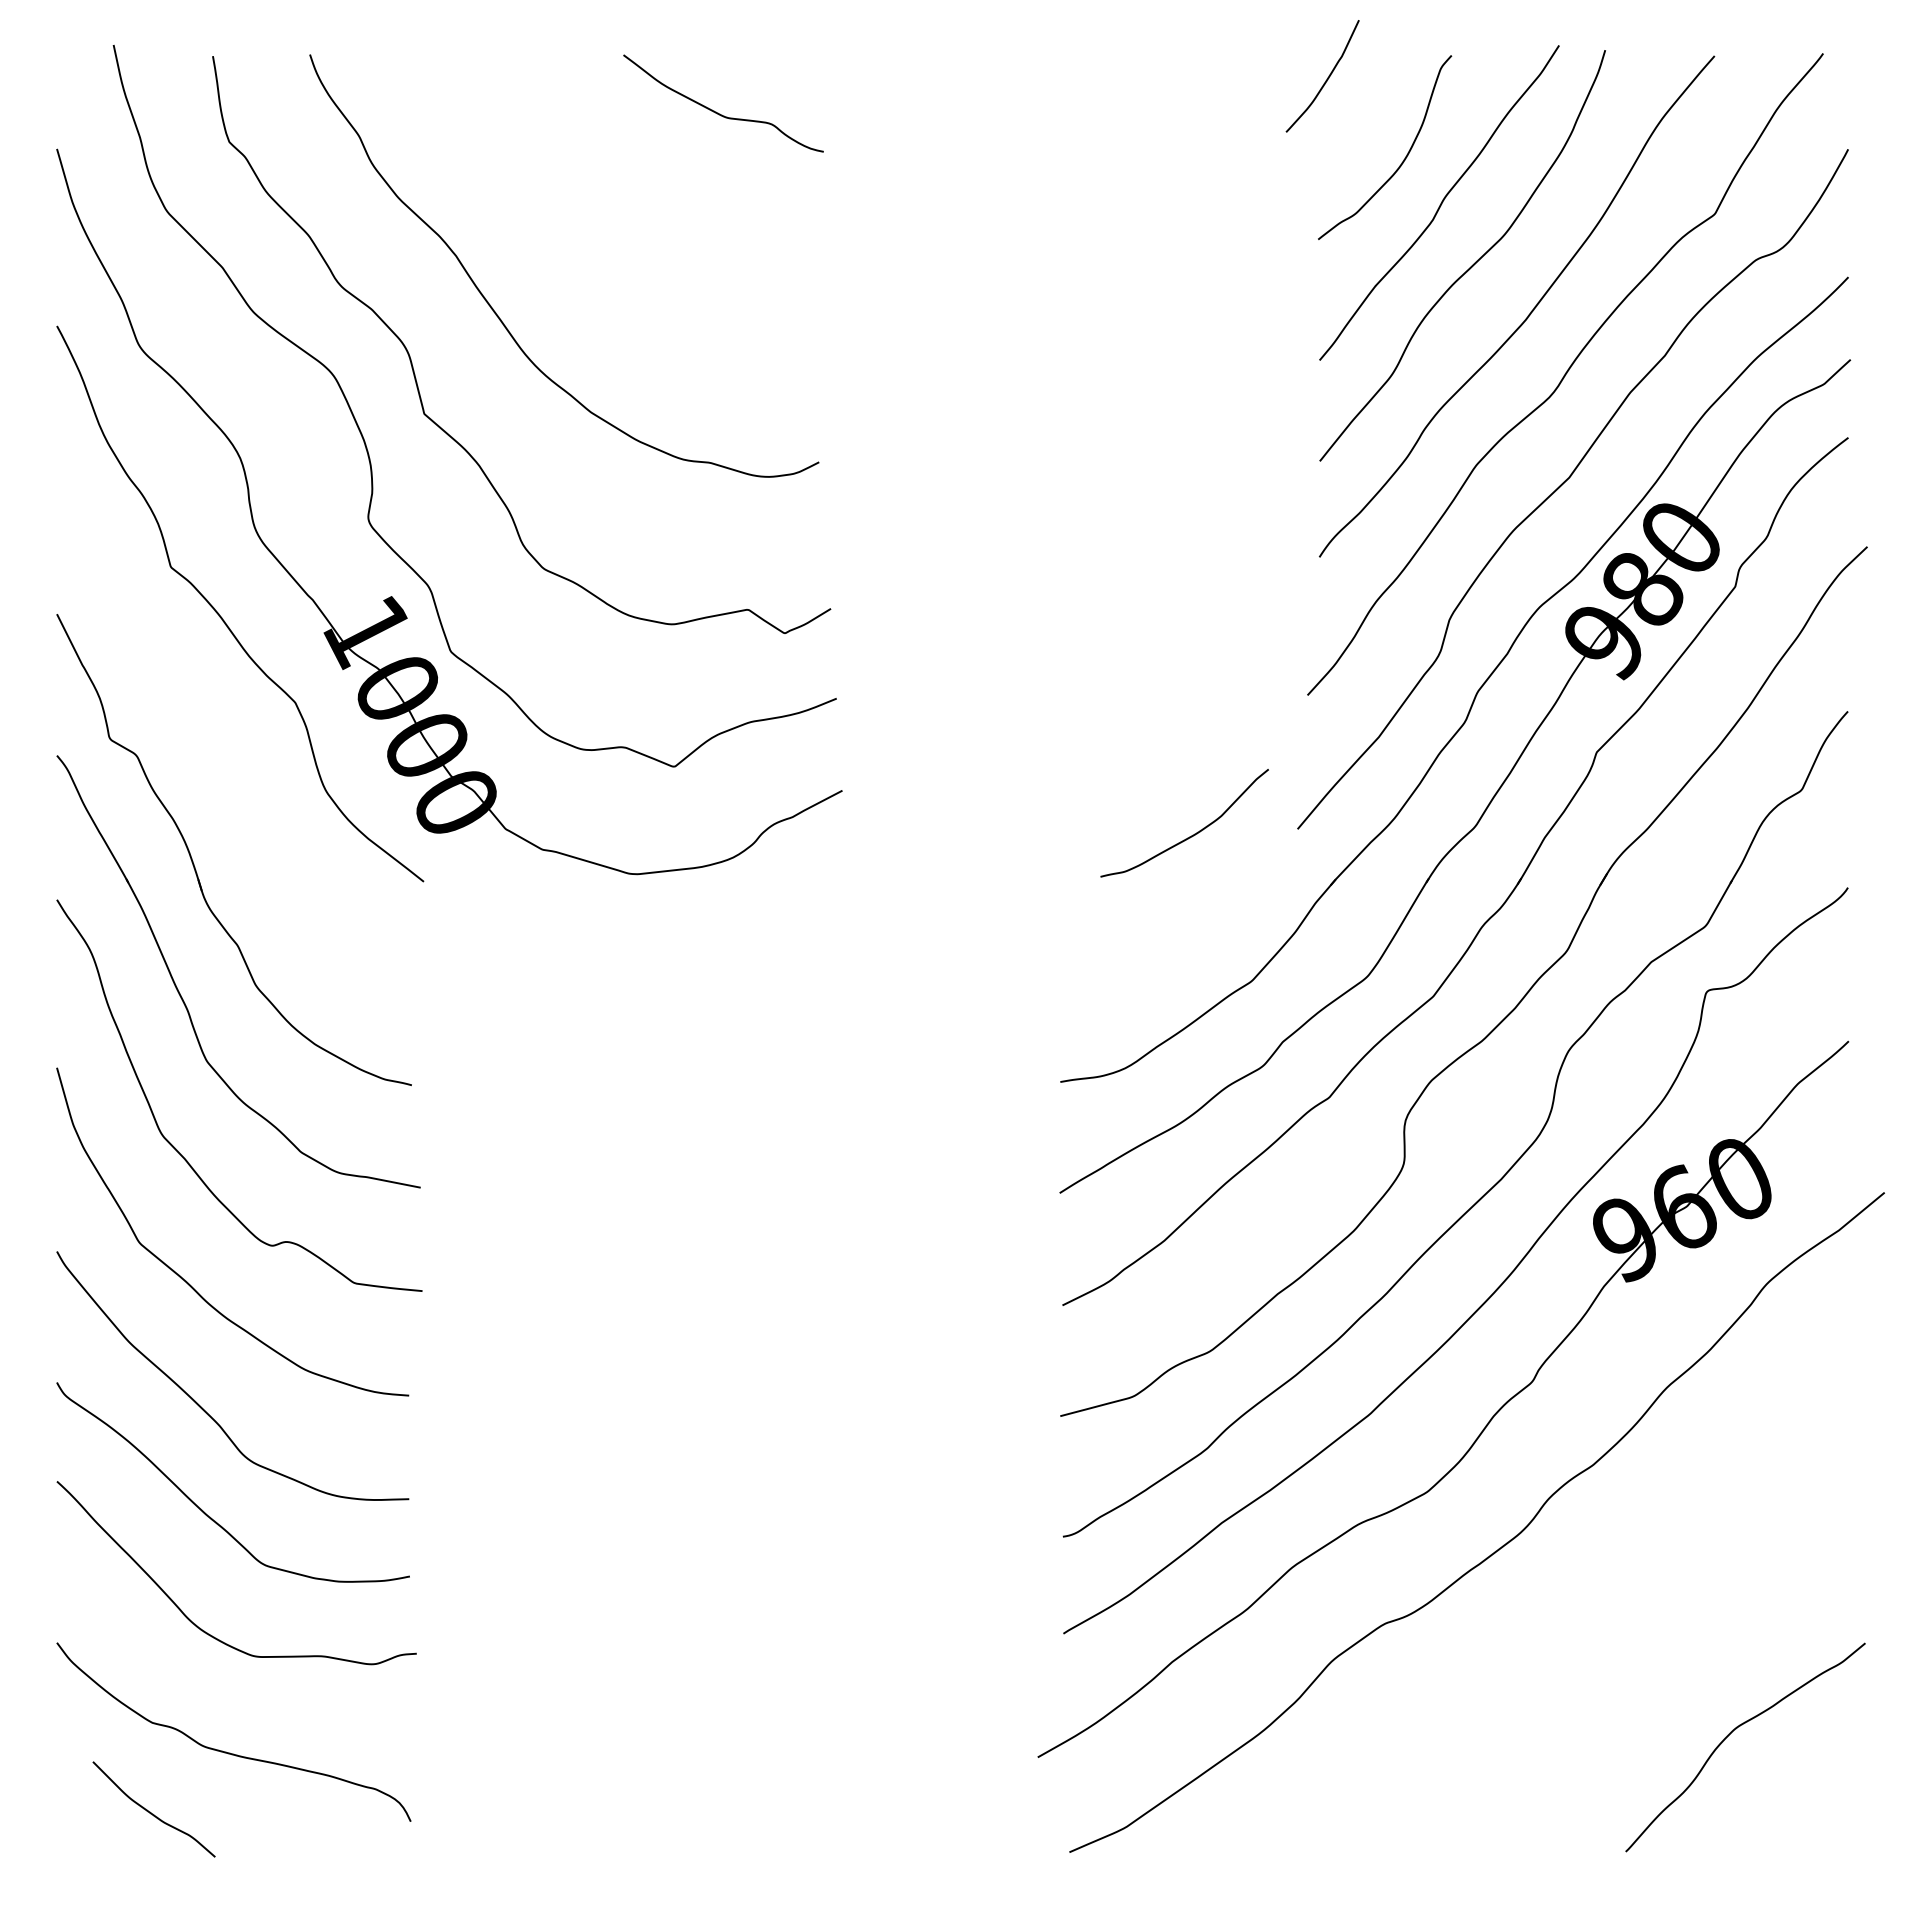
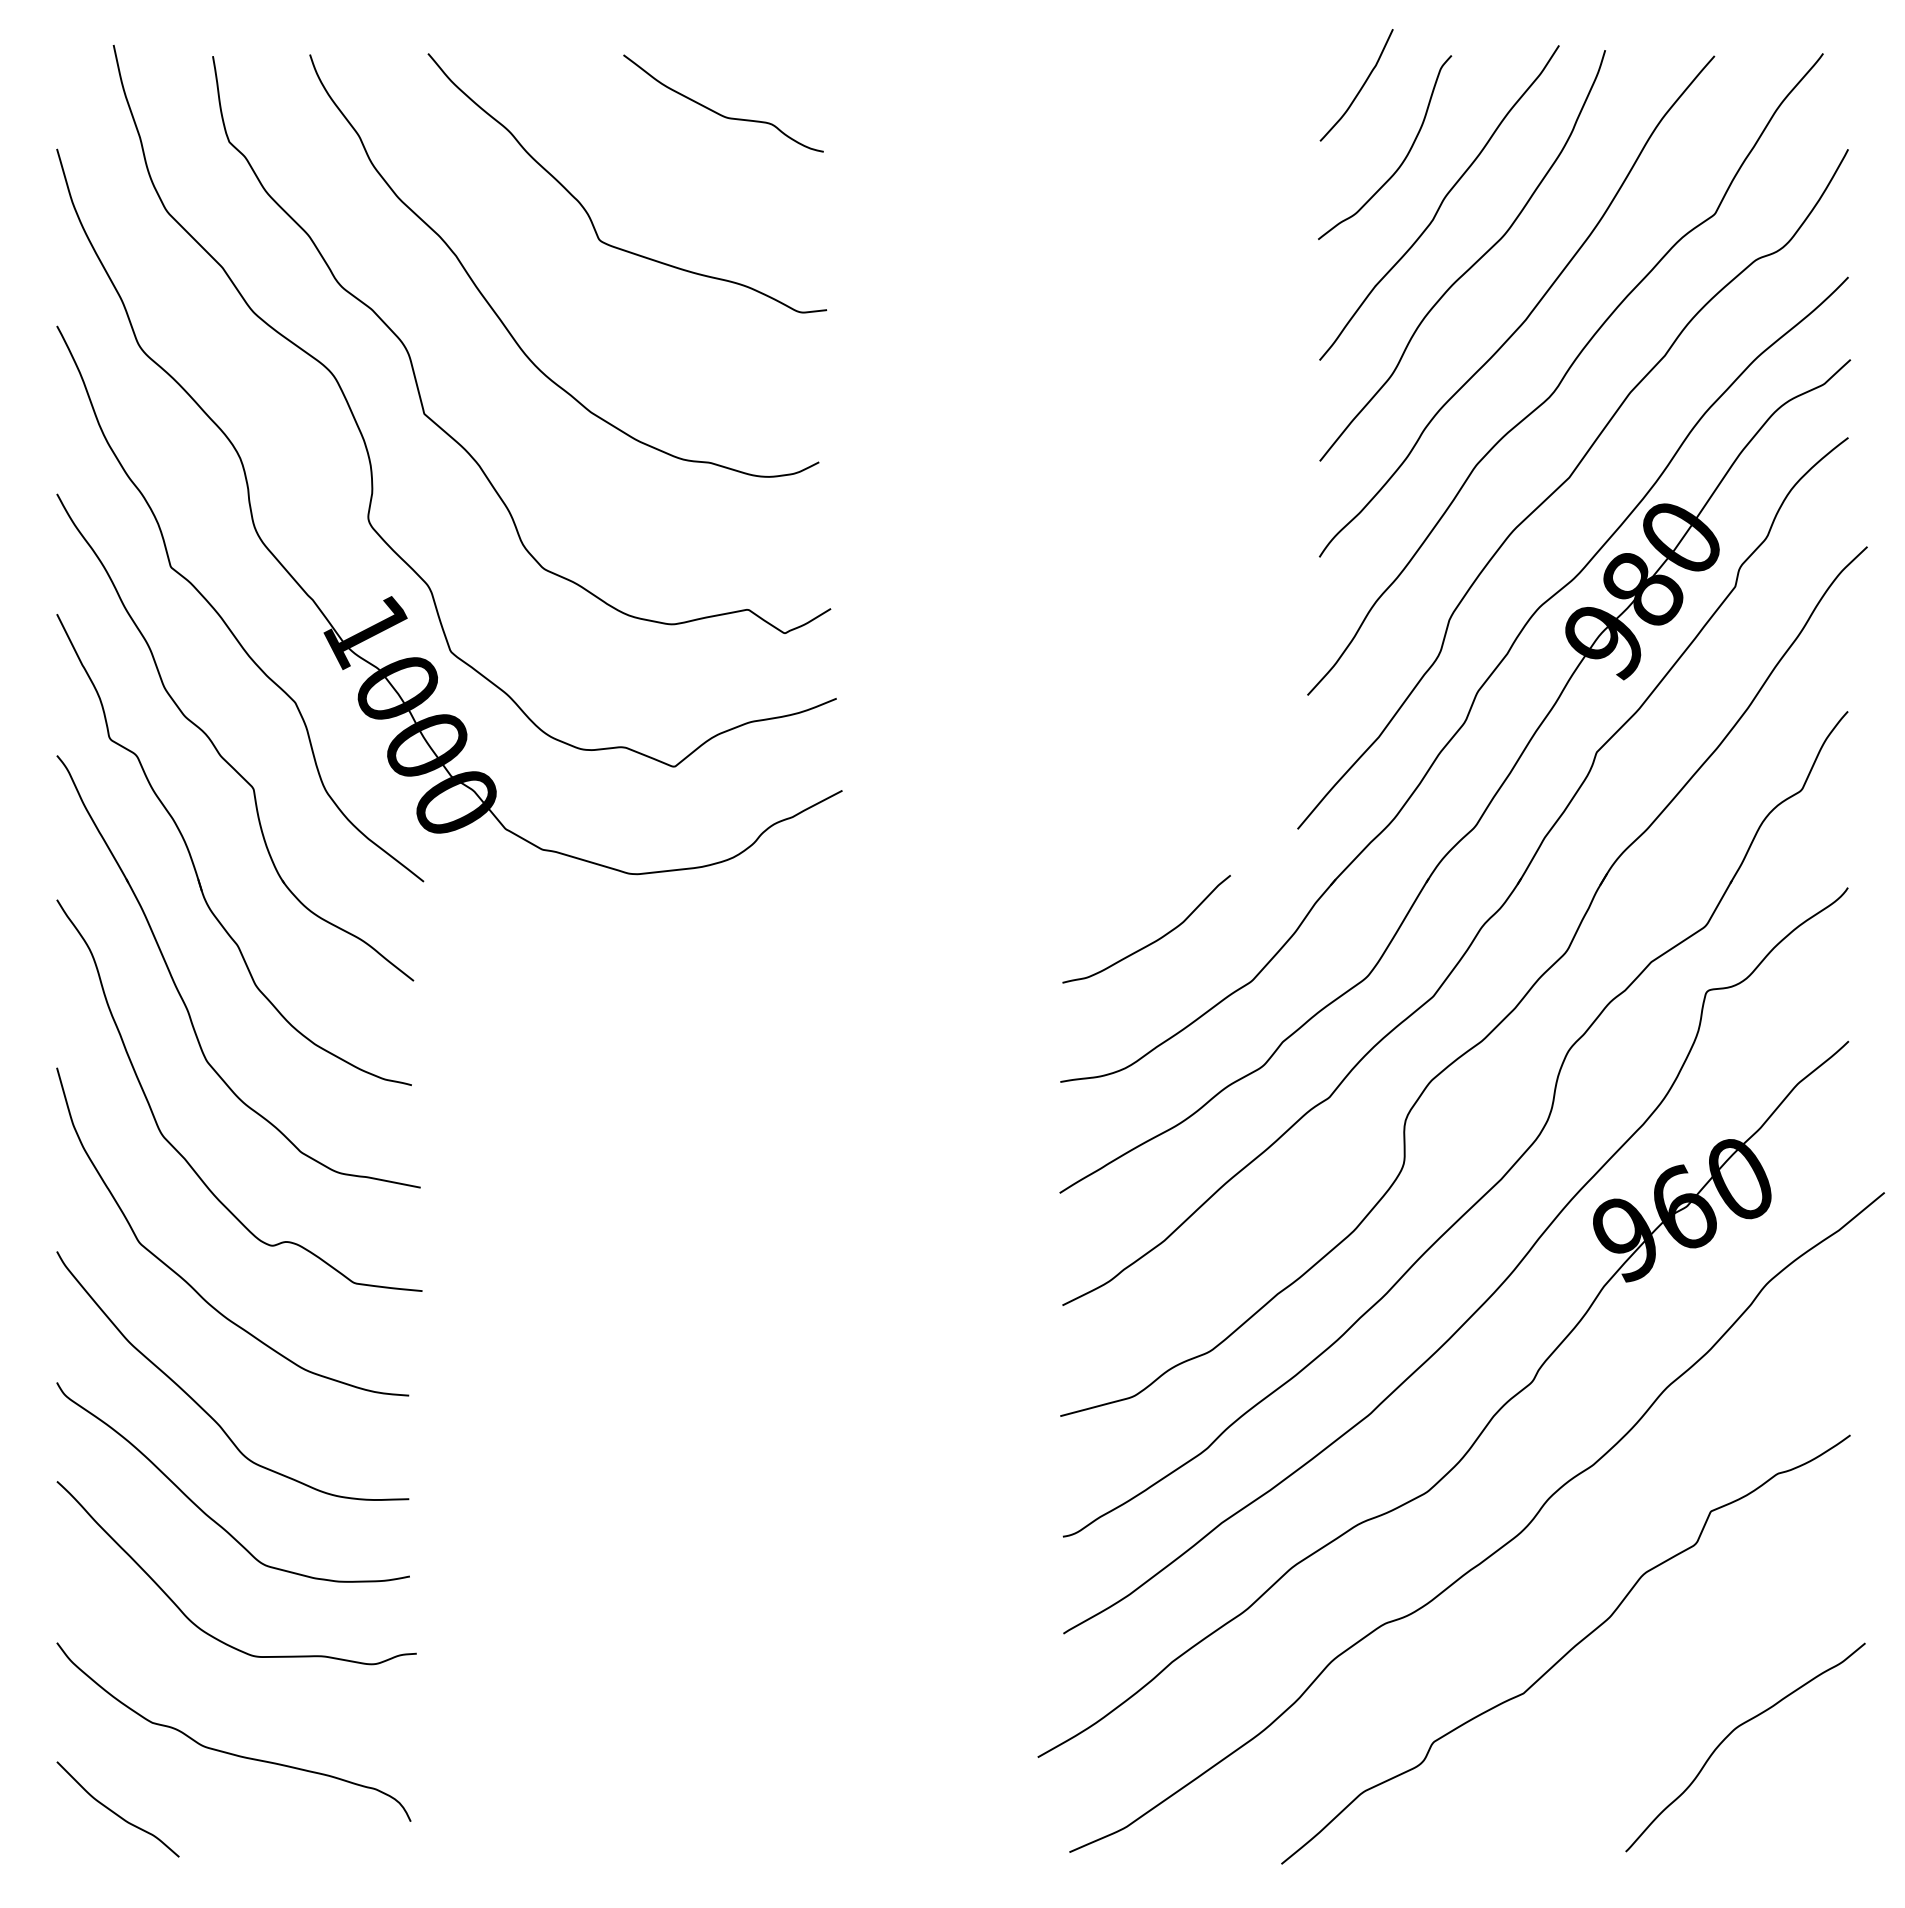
curve position: (1326, 79) -> (1360, 88) (1360, 88)
curve: none -> present (587, 211)
part: none -> present (218, 750)
curve position: (1191, 835) -> (1153, 941) (1153, 941)
curve: none -> present (1567, 1651)
curve position: (150, 1811) -> (114, 1811) (114, 1811)
